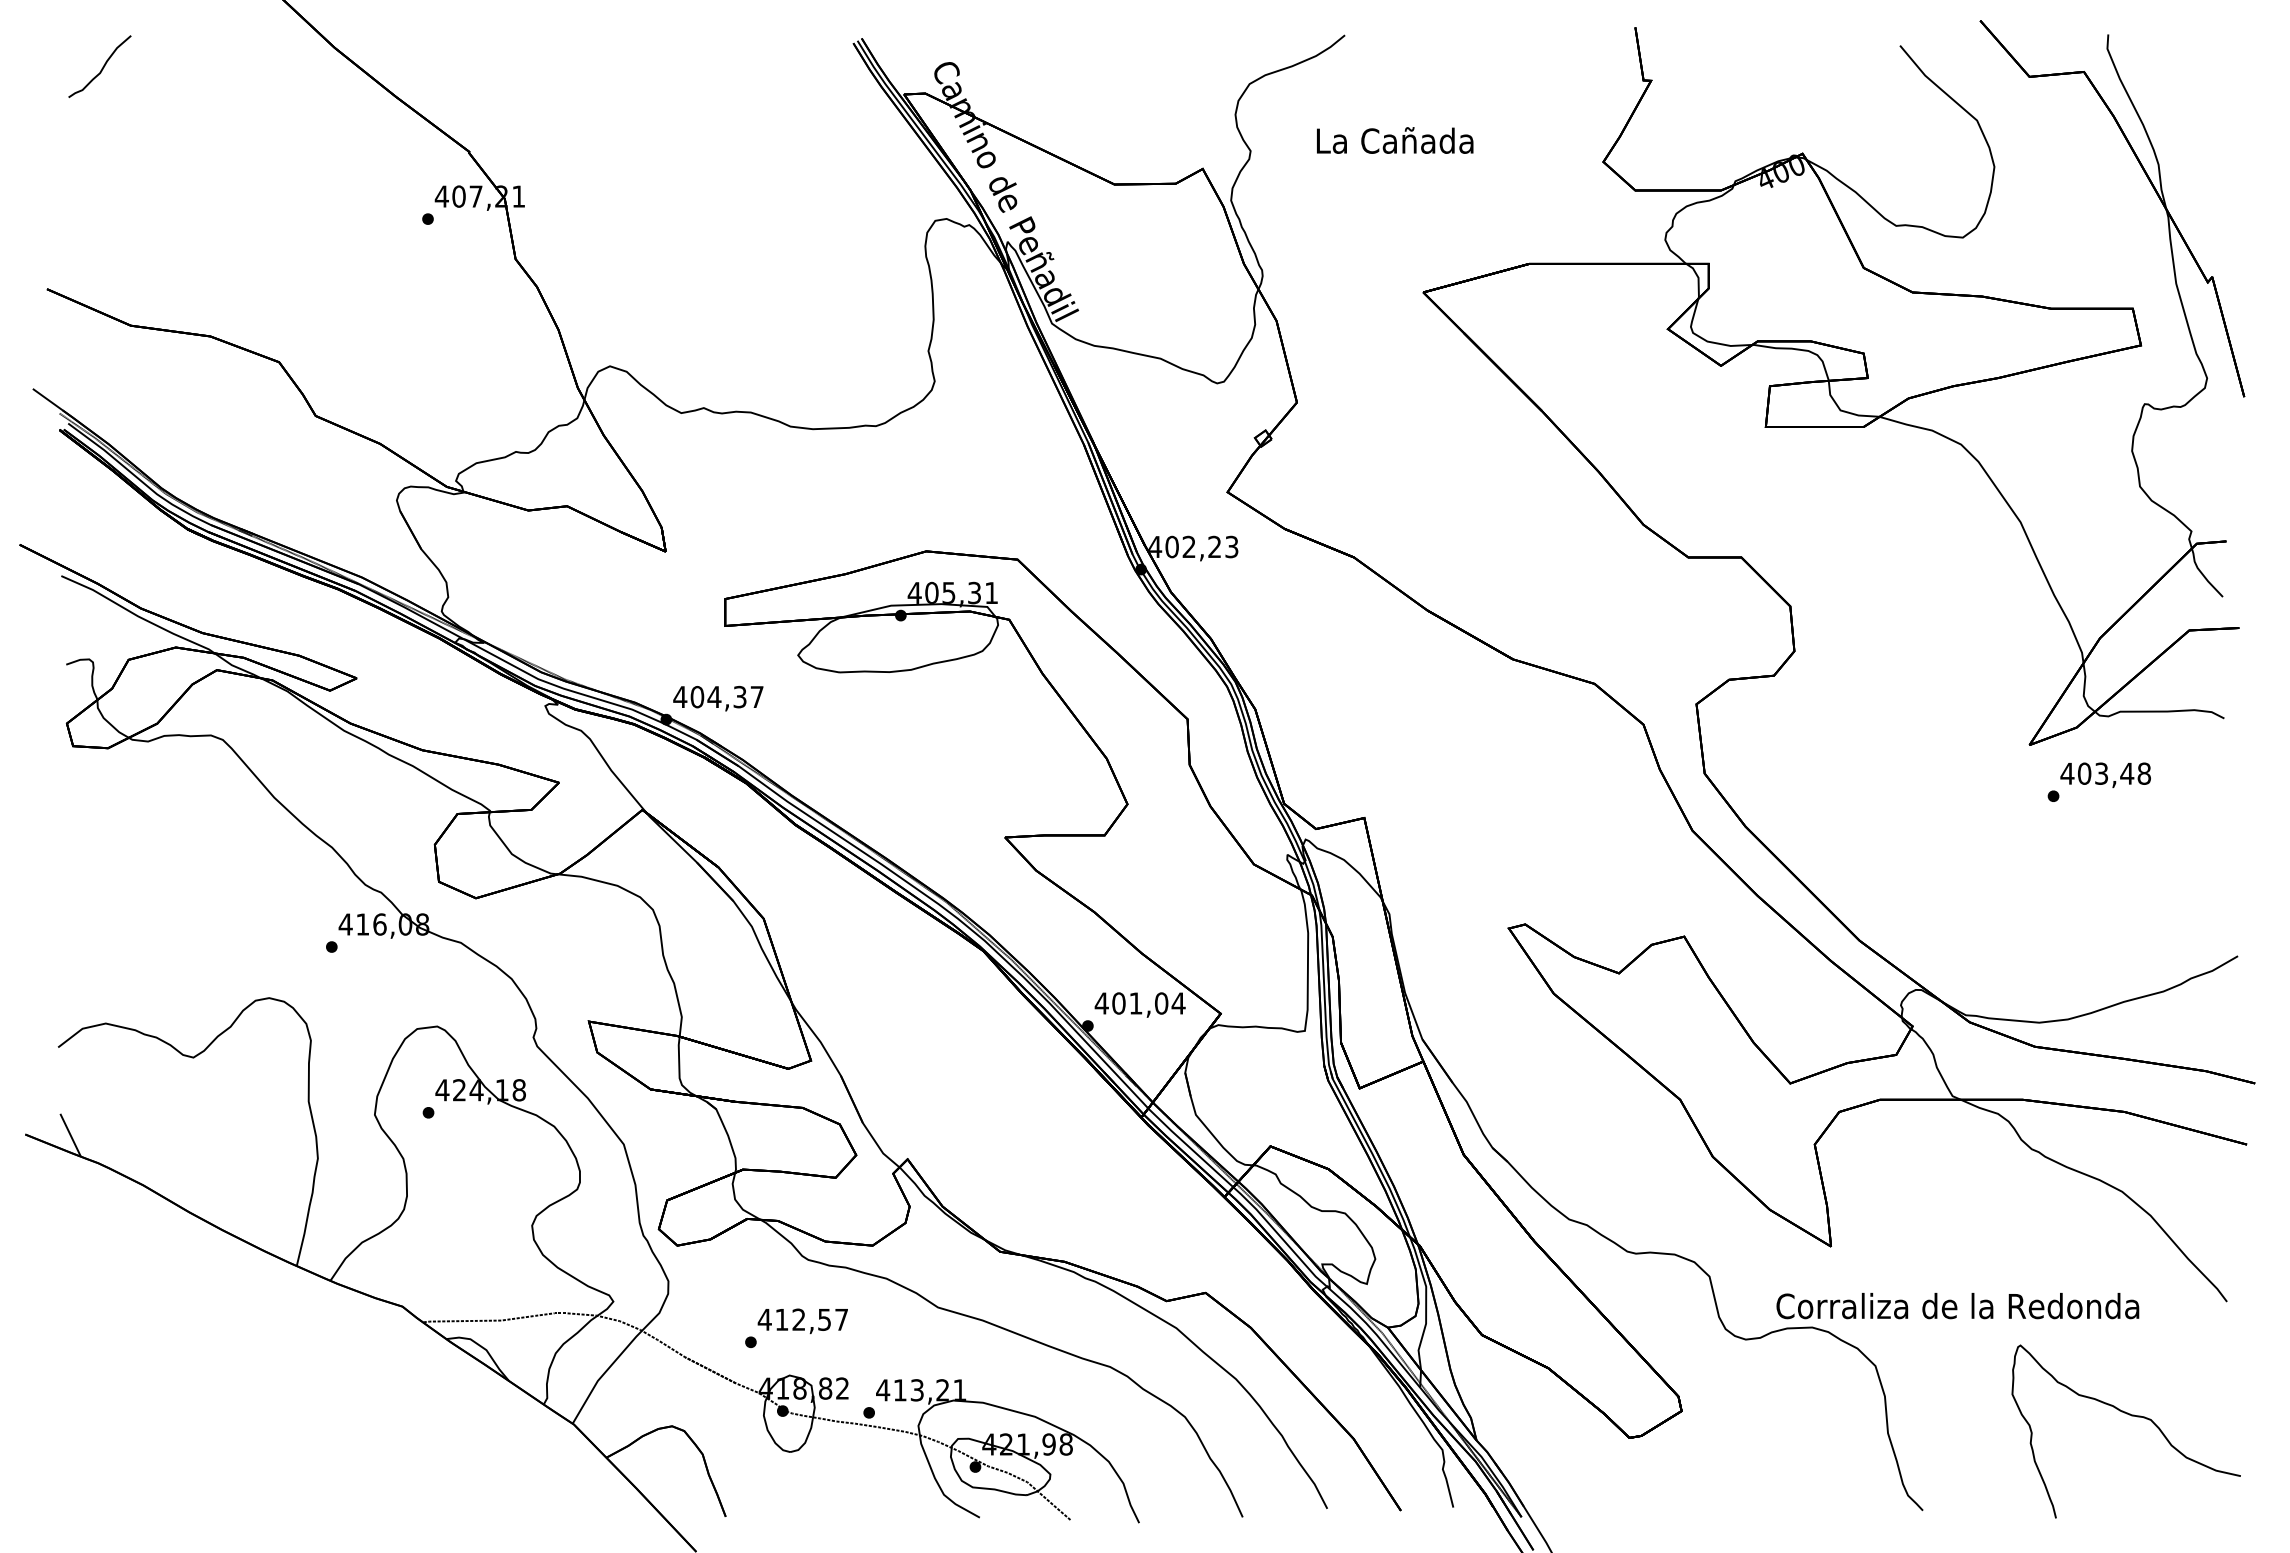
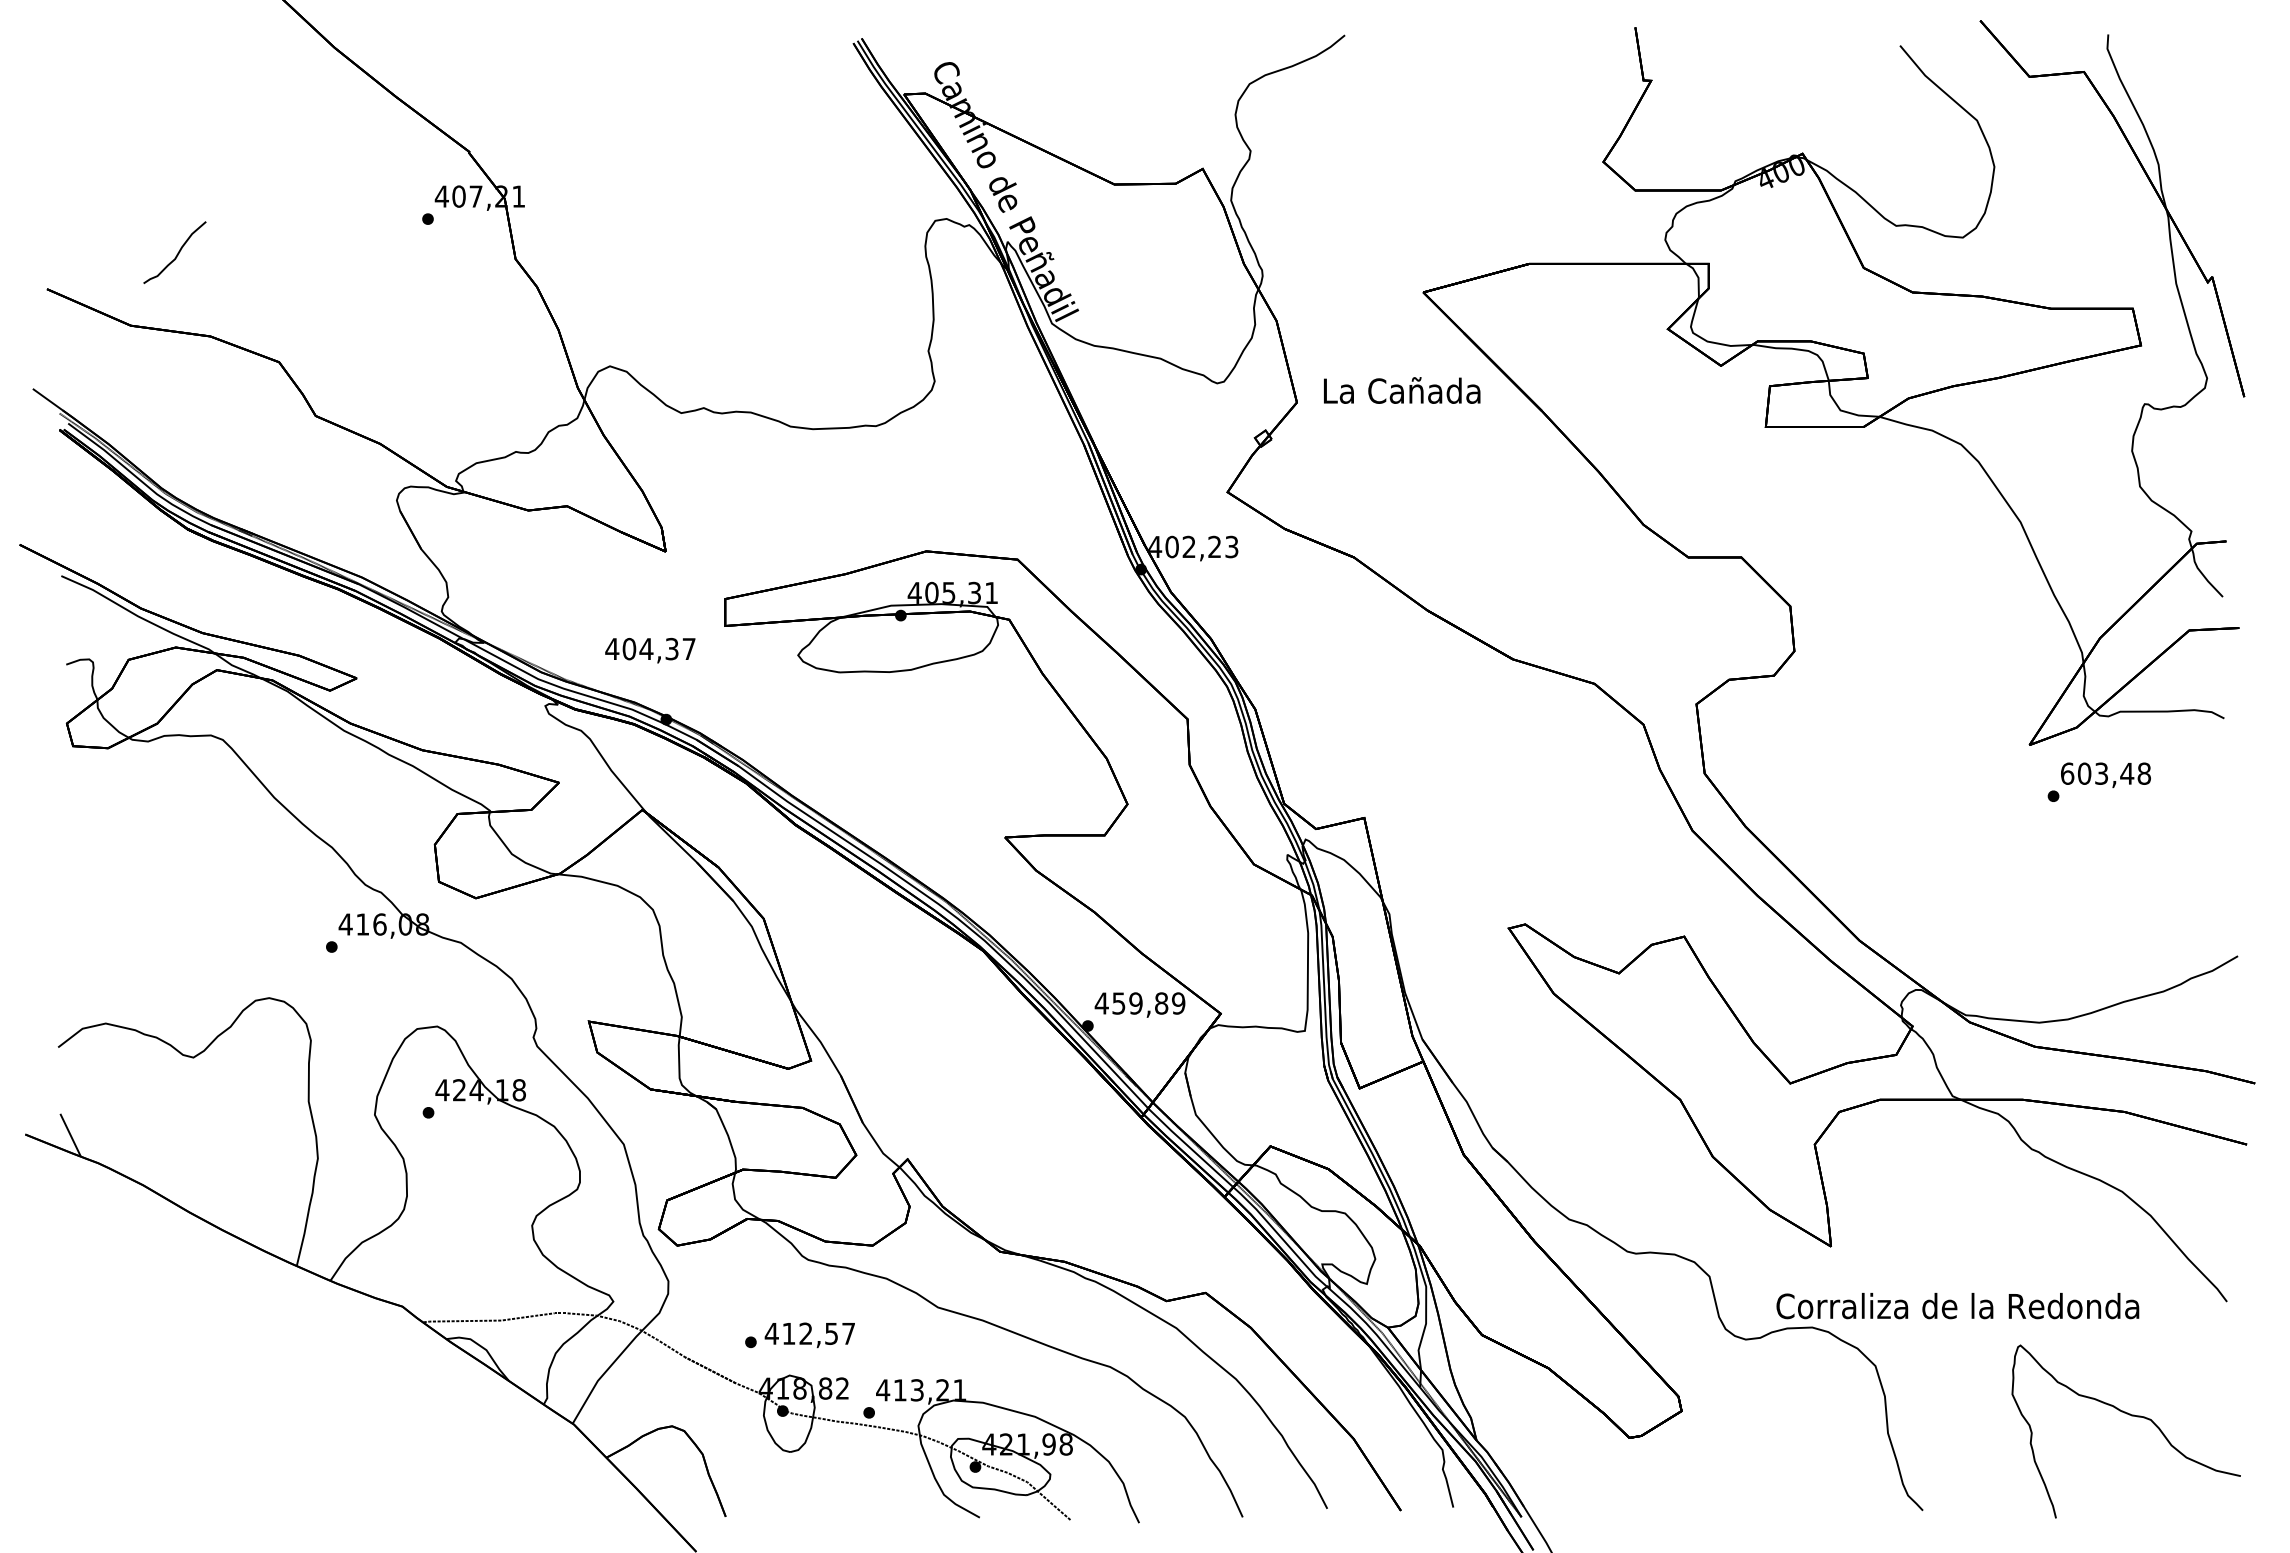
part position: (99, 66) -> (174, 252) (174, 252)
text position: (1395, 140) -> (1402, 390) (1402, 390)
text position: (718, 698) -> (650, 650) (650, 650)
text: 403,48 -> 603,48 (2067, 773)
text: 401,04 -> 459,89 (1148, 1003)
text position: (802, 1321) -> (809, 1335) (809, 1335)
